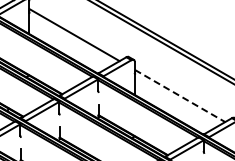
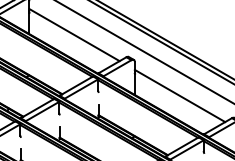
line: none -> present (144, 52)
line: dashed -> solid (180, 96)
